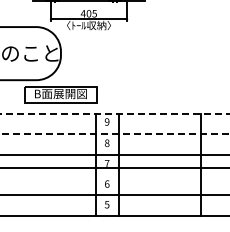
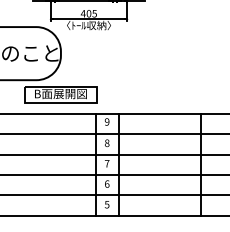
line: dashed -> solid (115, 113)
line: dashed -> solid (115, 134)
line position: (114, 167) -> (114, 174) (114, 174)
